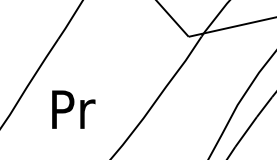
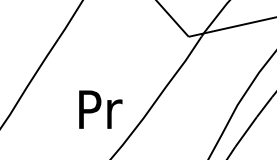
text position: (73, 109) -> (100, 109) (100, 109)
